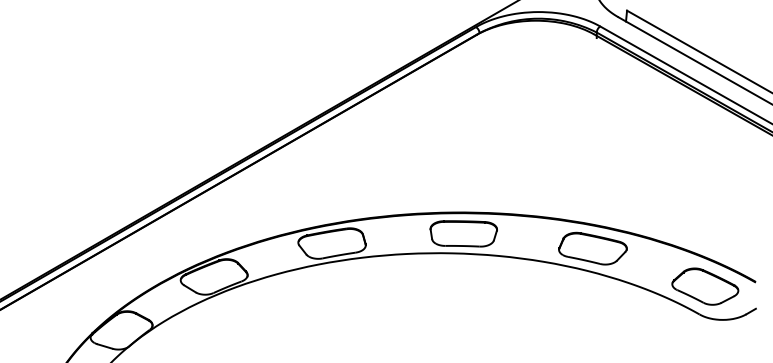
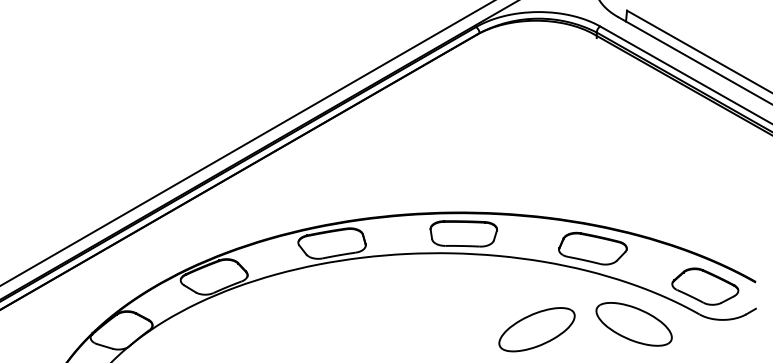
line: none -> present (246, 143)
part: none -> present (633, 324)
part: none -> present (536, 329)
